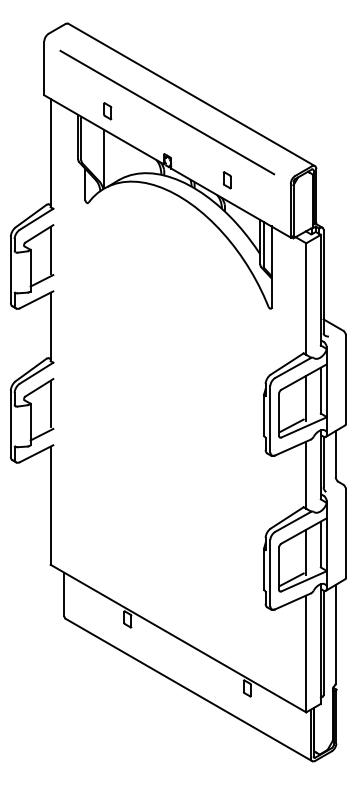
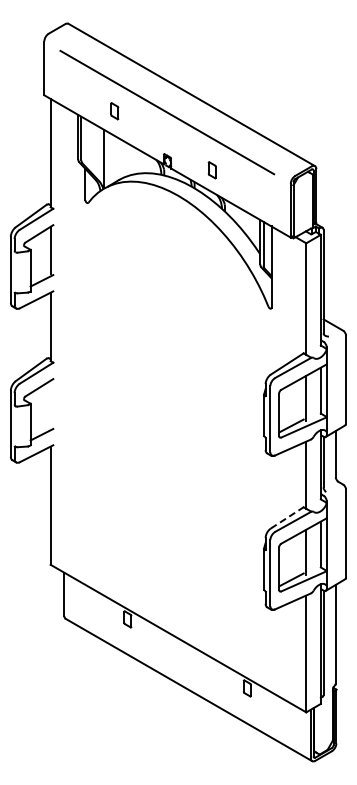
part position: (107, 111) -> (114, 111) (114, 111)
part position: (226, 180) -> (211, 170) (211, 170)
line: present -> none (50, 403)
line: solid -> dashed (287, 517)
